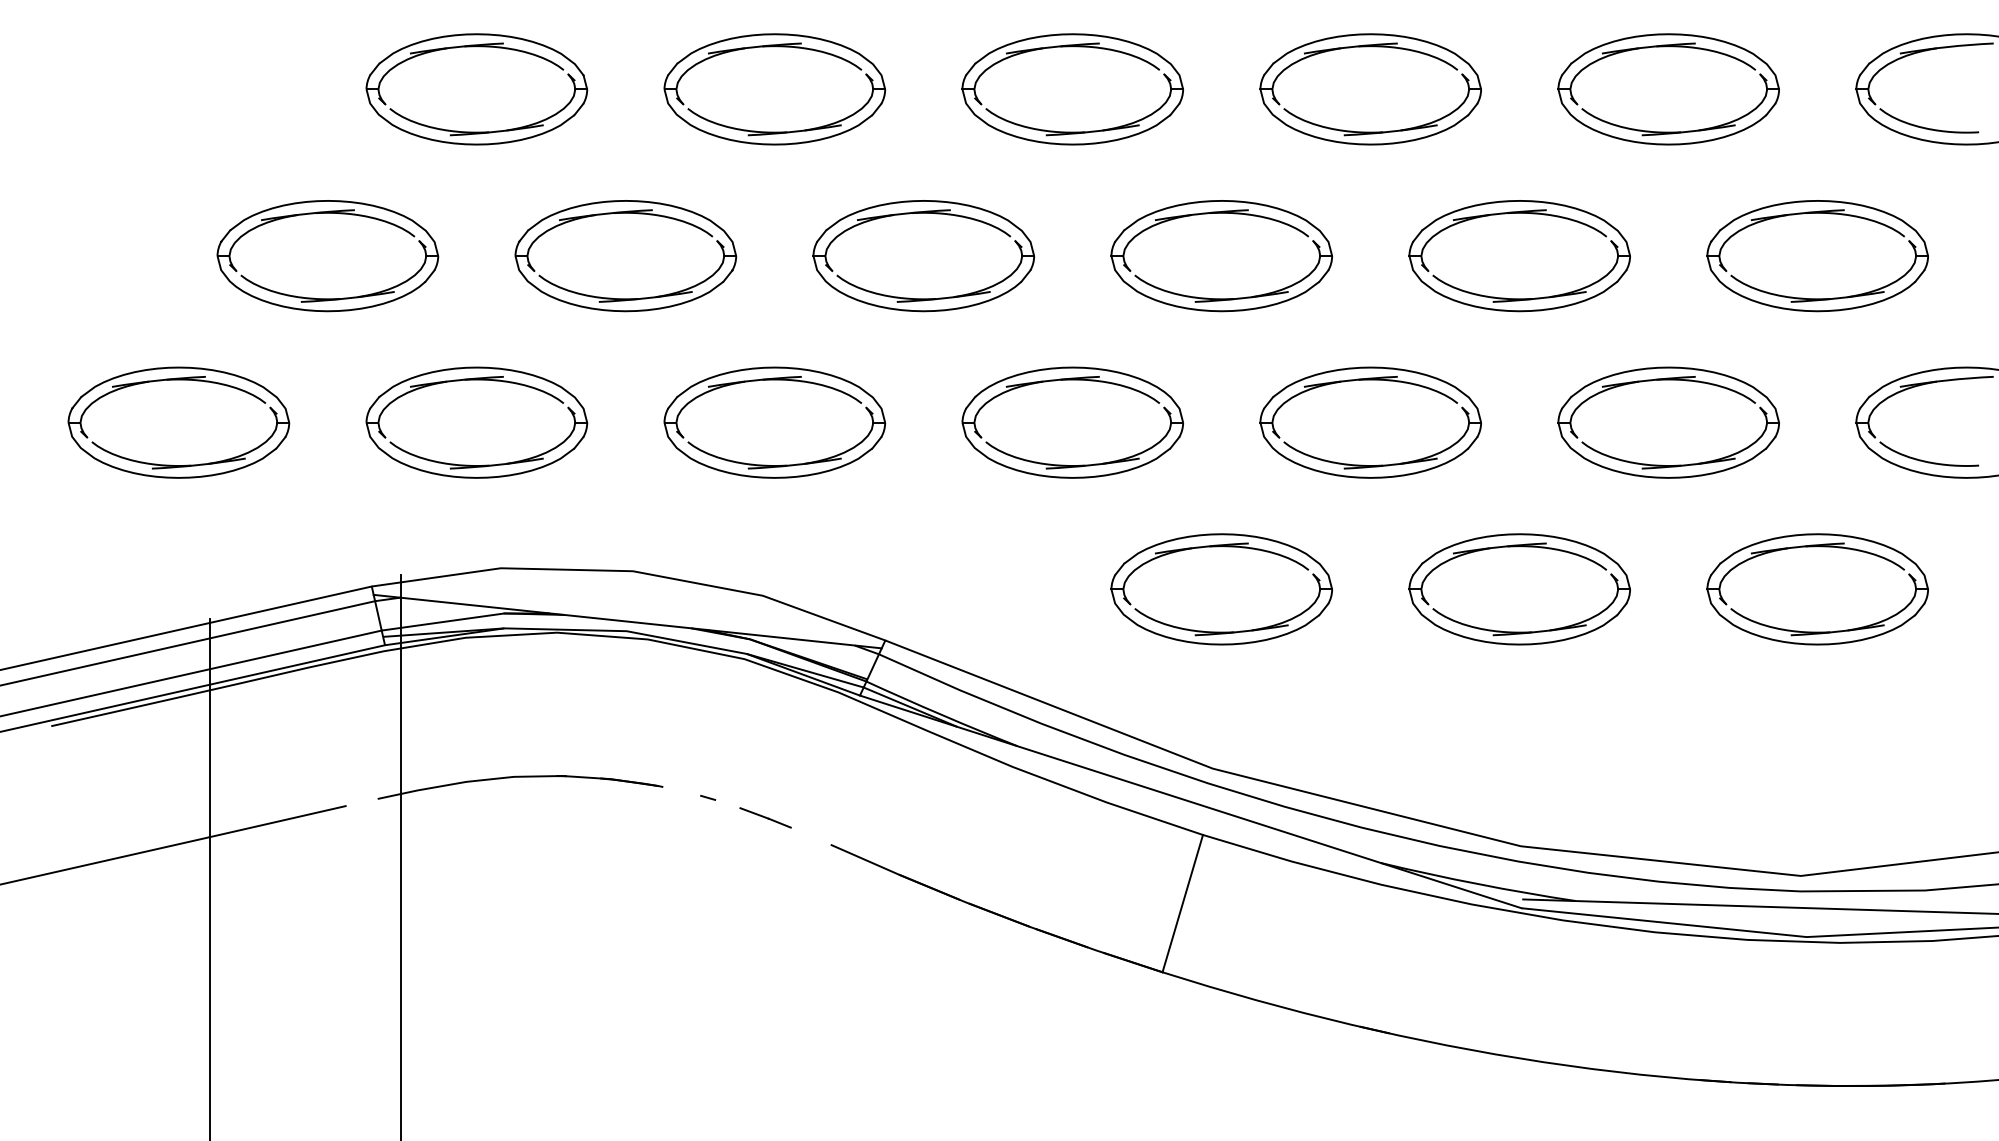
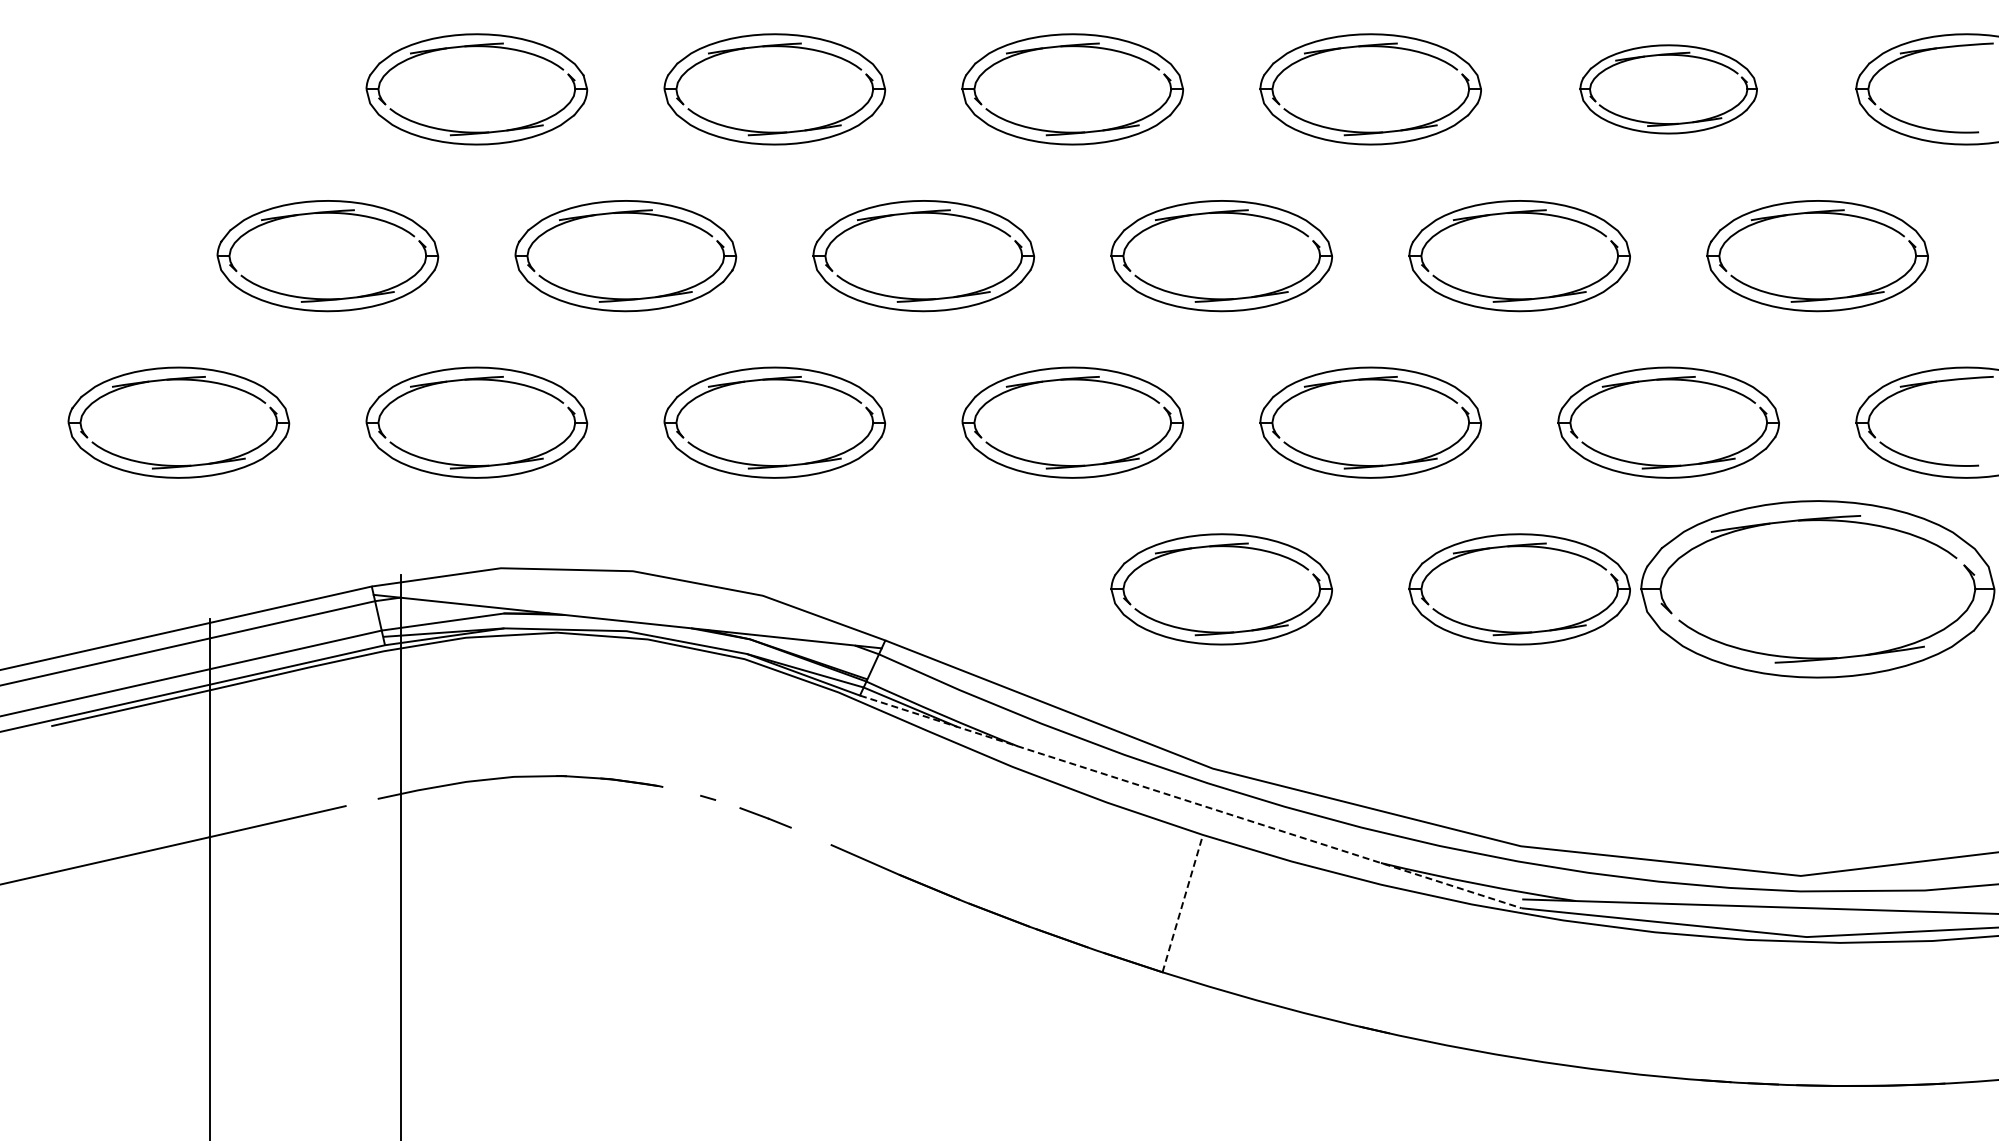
part size: 223x113 px -> 179x91 px (1668, 89)
part size: 223x113 px -> 356x179 px (1817, 589)
line: solid -> dashed (1191, 802)
line: solid -> dashed (1182, 903)
